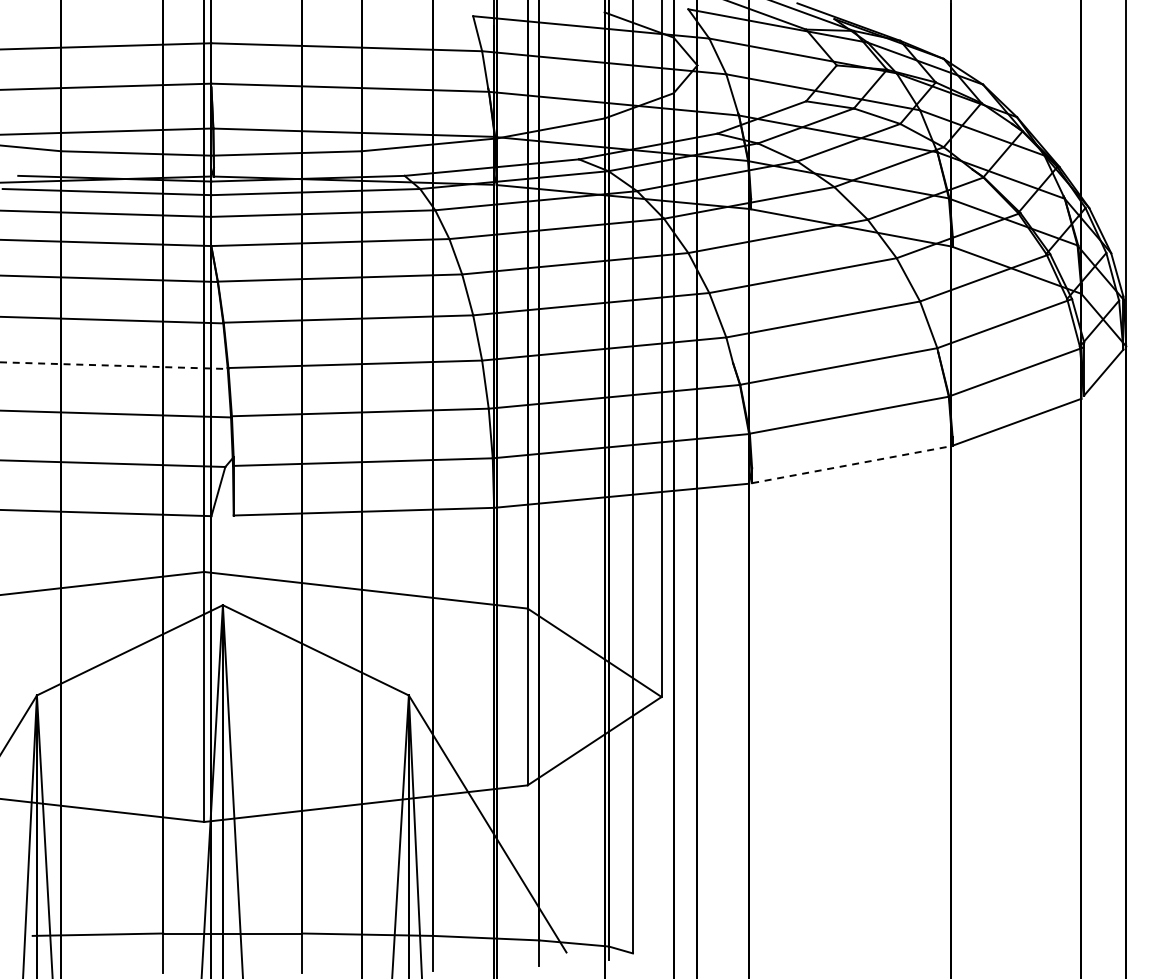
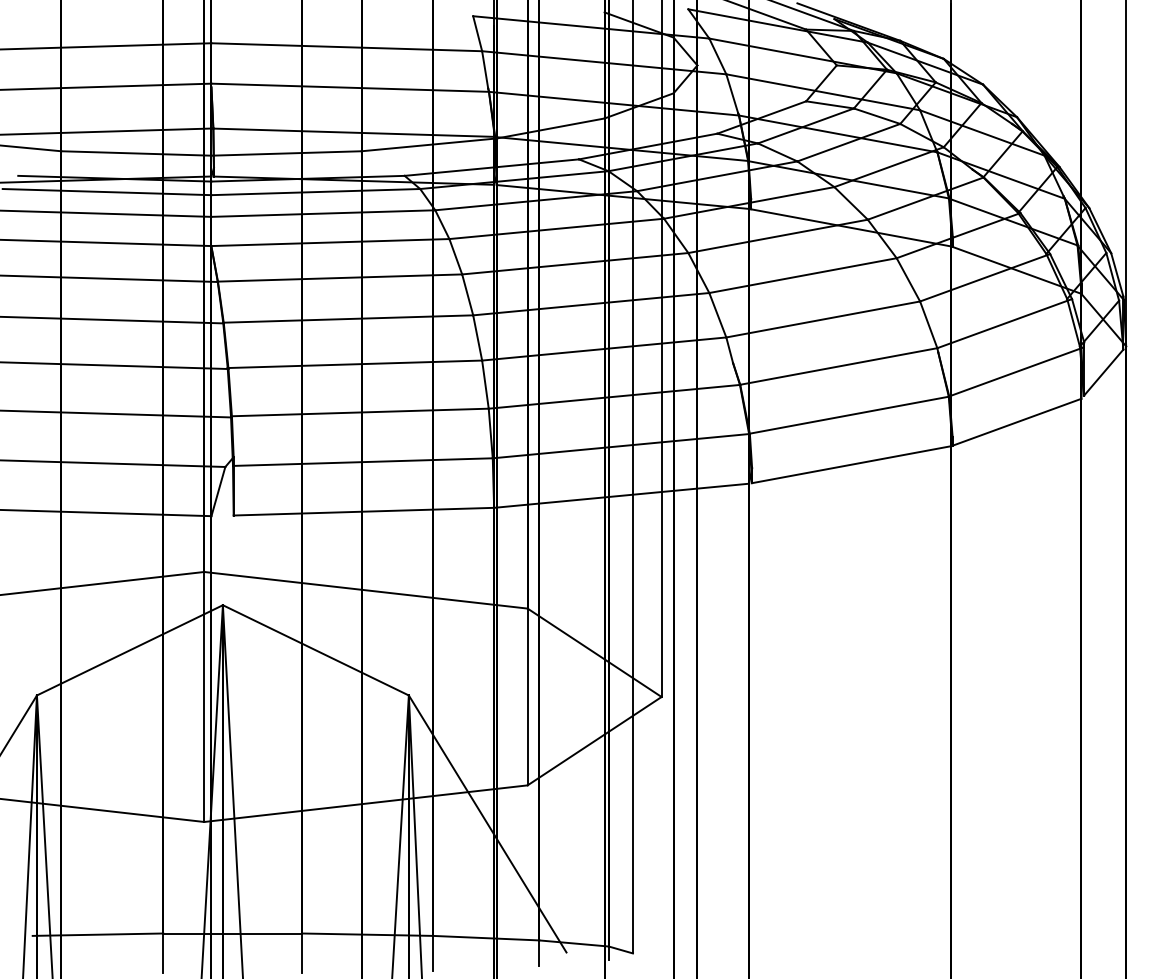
line: dashed -> solid (114, 365)
line: dashed -> solid (852, 464)
